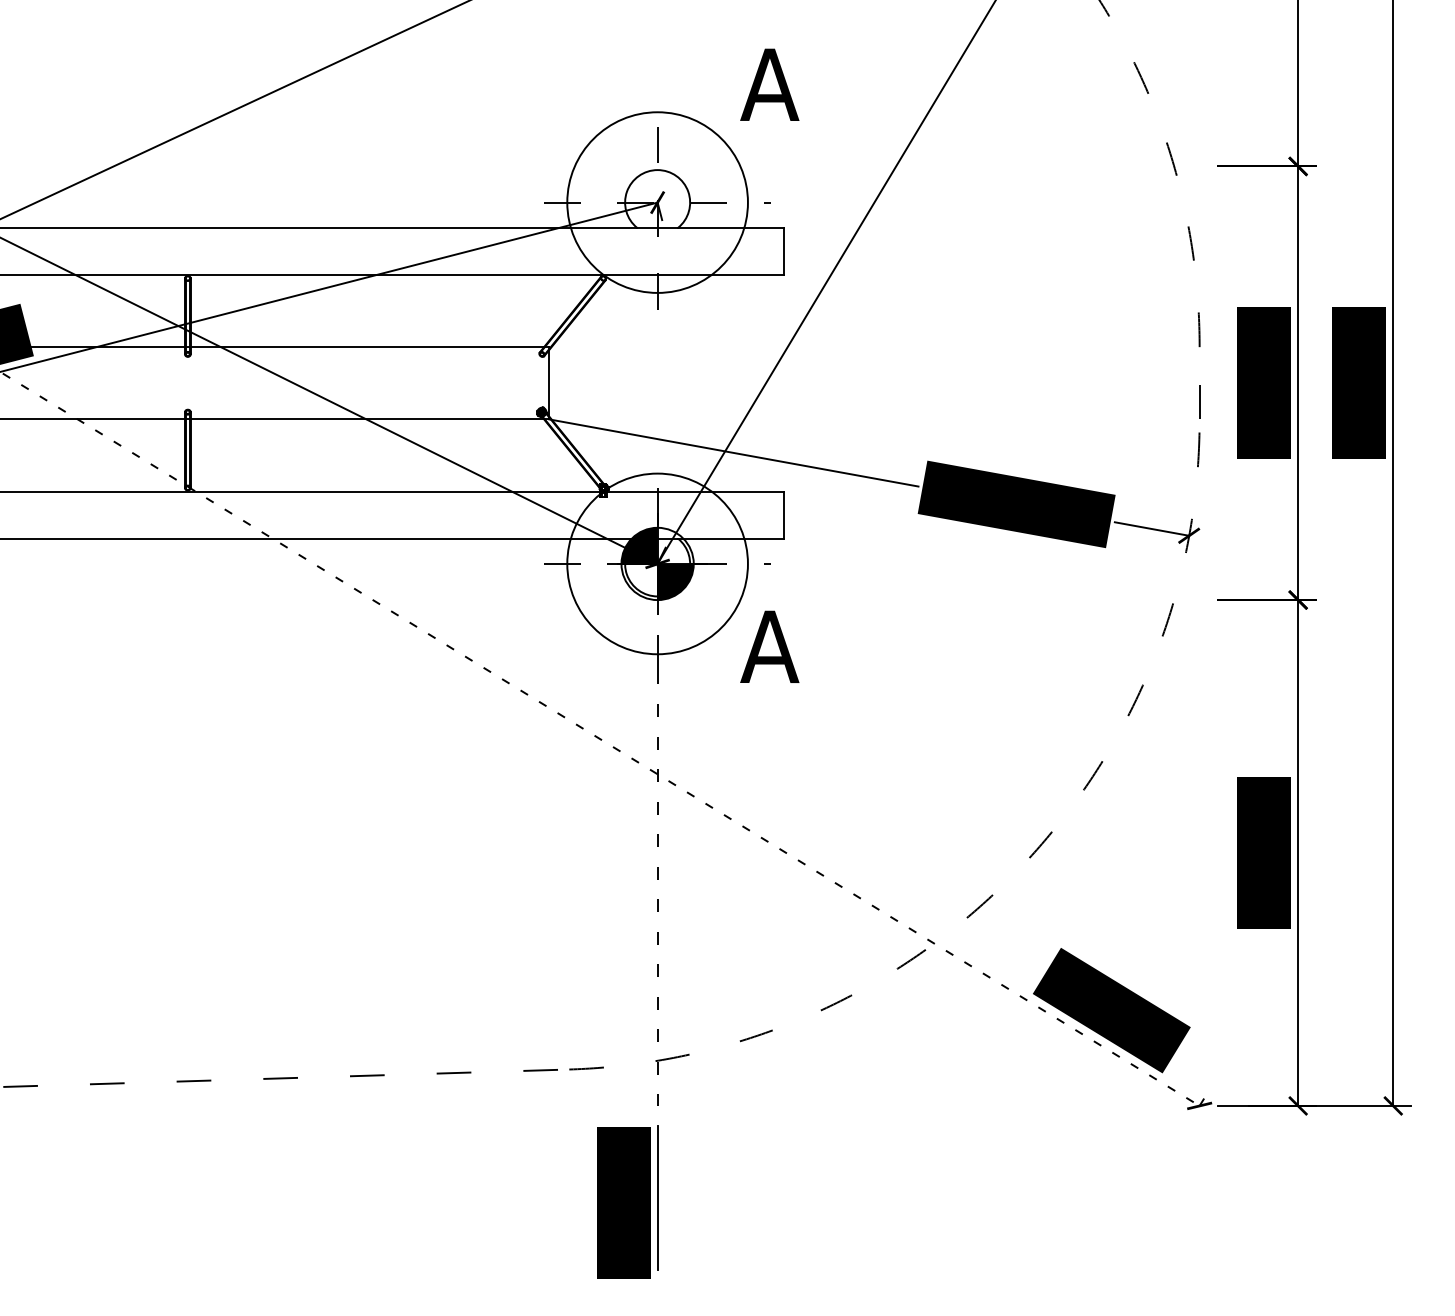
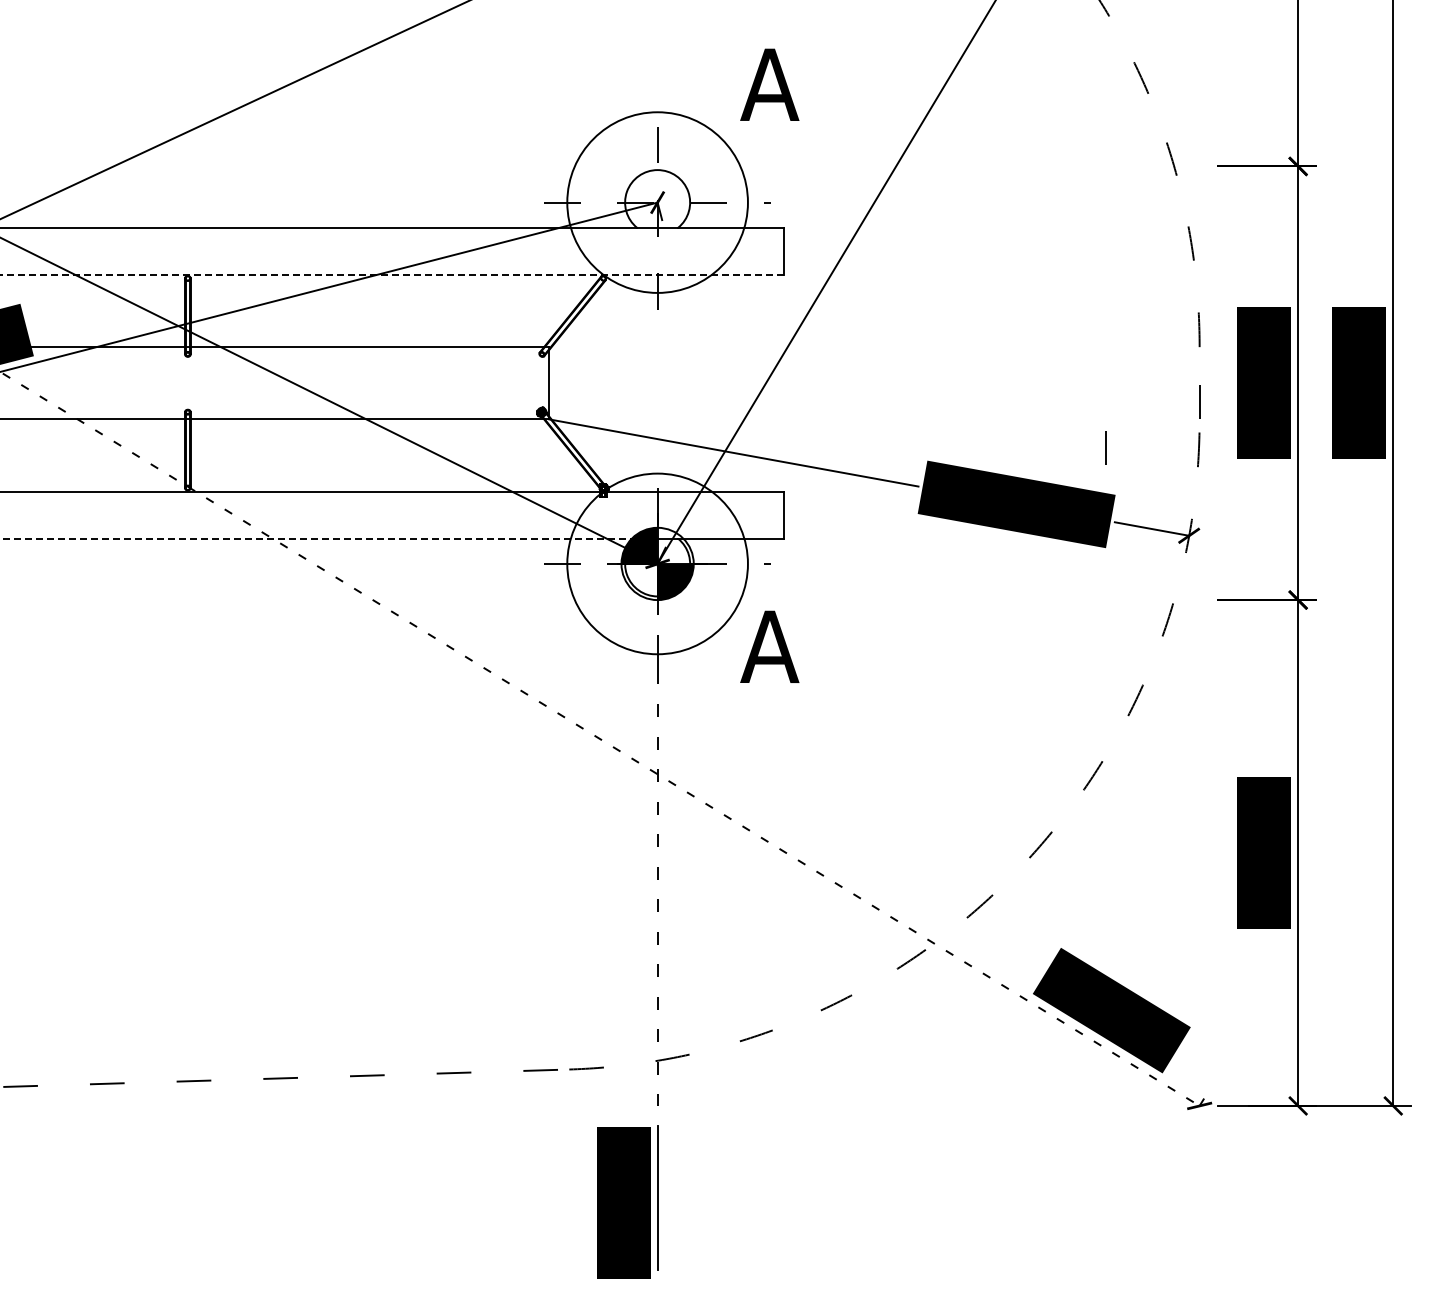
line: solid -> dashed (392, 274)
line: none -> present (1105, 447)
line: solid -> dashed (318, 538)
